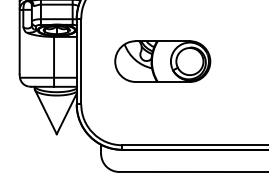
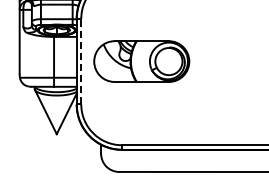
line: solid -> dashed (81, 61)
part position: (162, 61) -> (141, 61) (141, 61)
